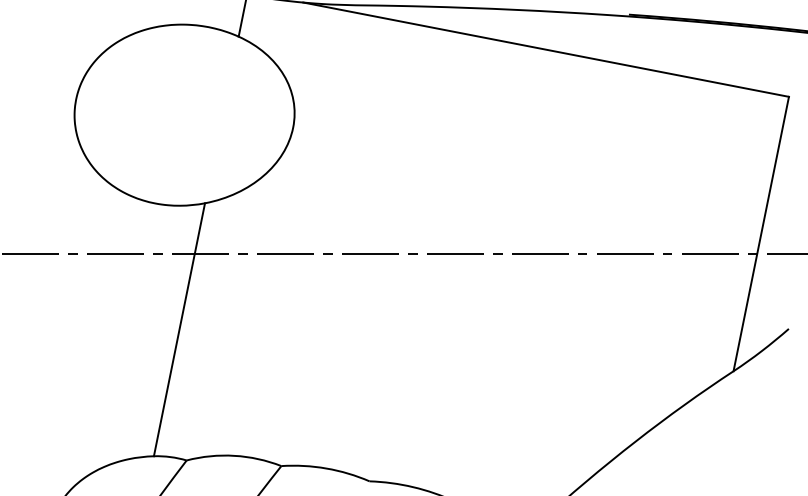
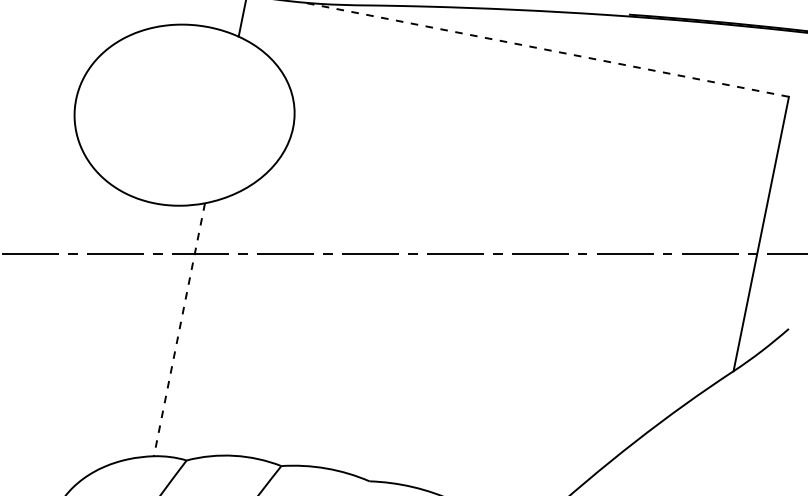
line: solid -> dashed (545, 49)
line: solid -> dashed (179, 330)
